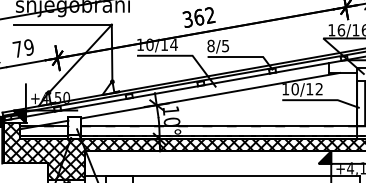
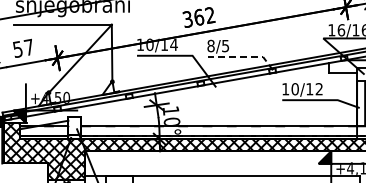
text: 79 -> 57 (22, 47)
line: solid -> dashed (244, 57)
line: present -> none (210, 95)
